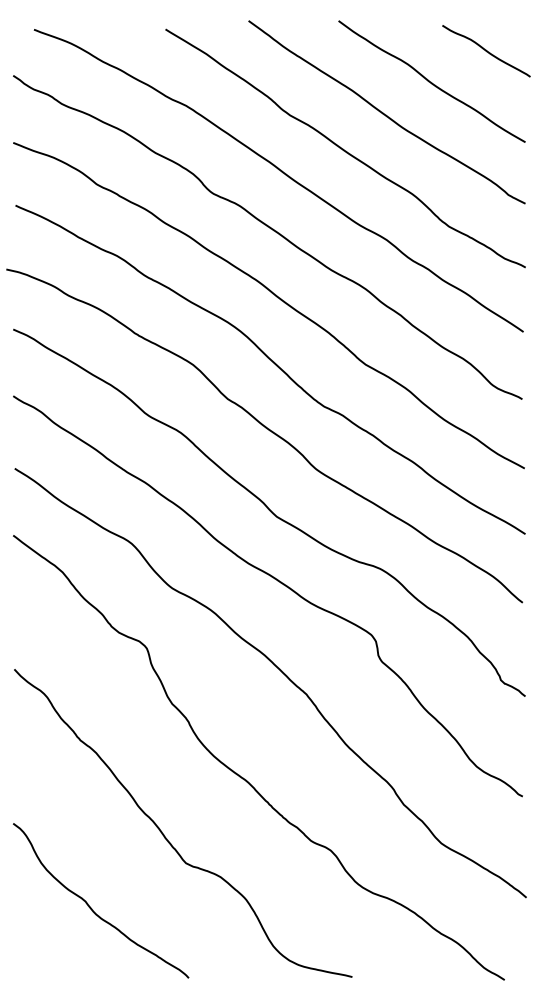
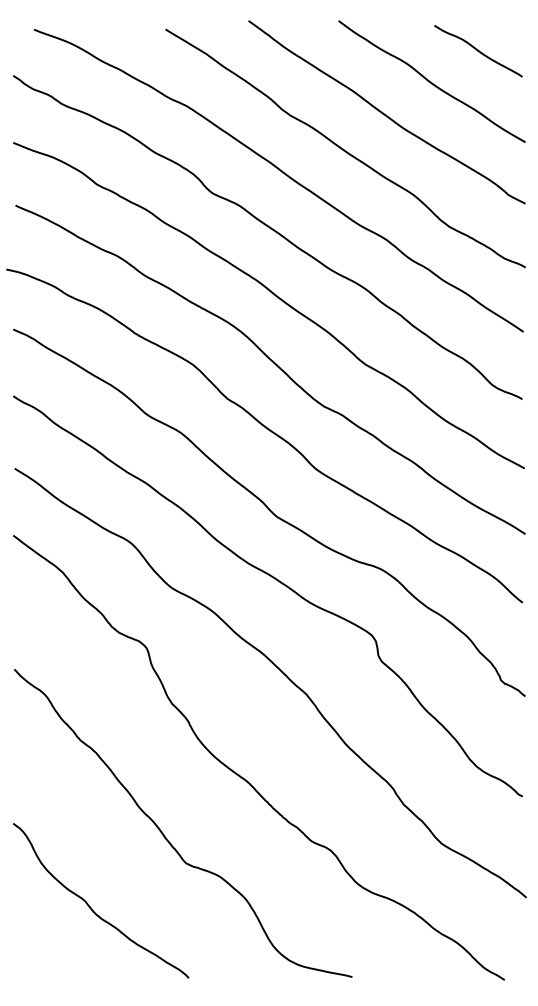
curve position: (486, 51) -> (478, 51) (478, 51)
